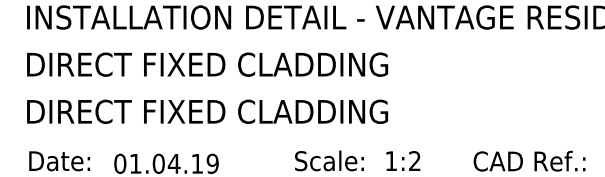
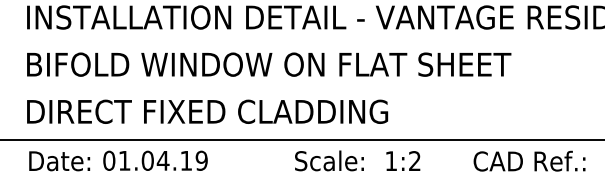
text: DIRECT FIXED CLADDING -> BIFOLD WINDOW ON FLAT SHEET (270, 64)
line: none -> present (301, 139)
text position: (166, 163) -> (155, 160) (155, 160)
